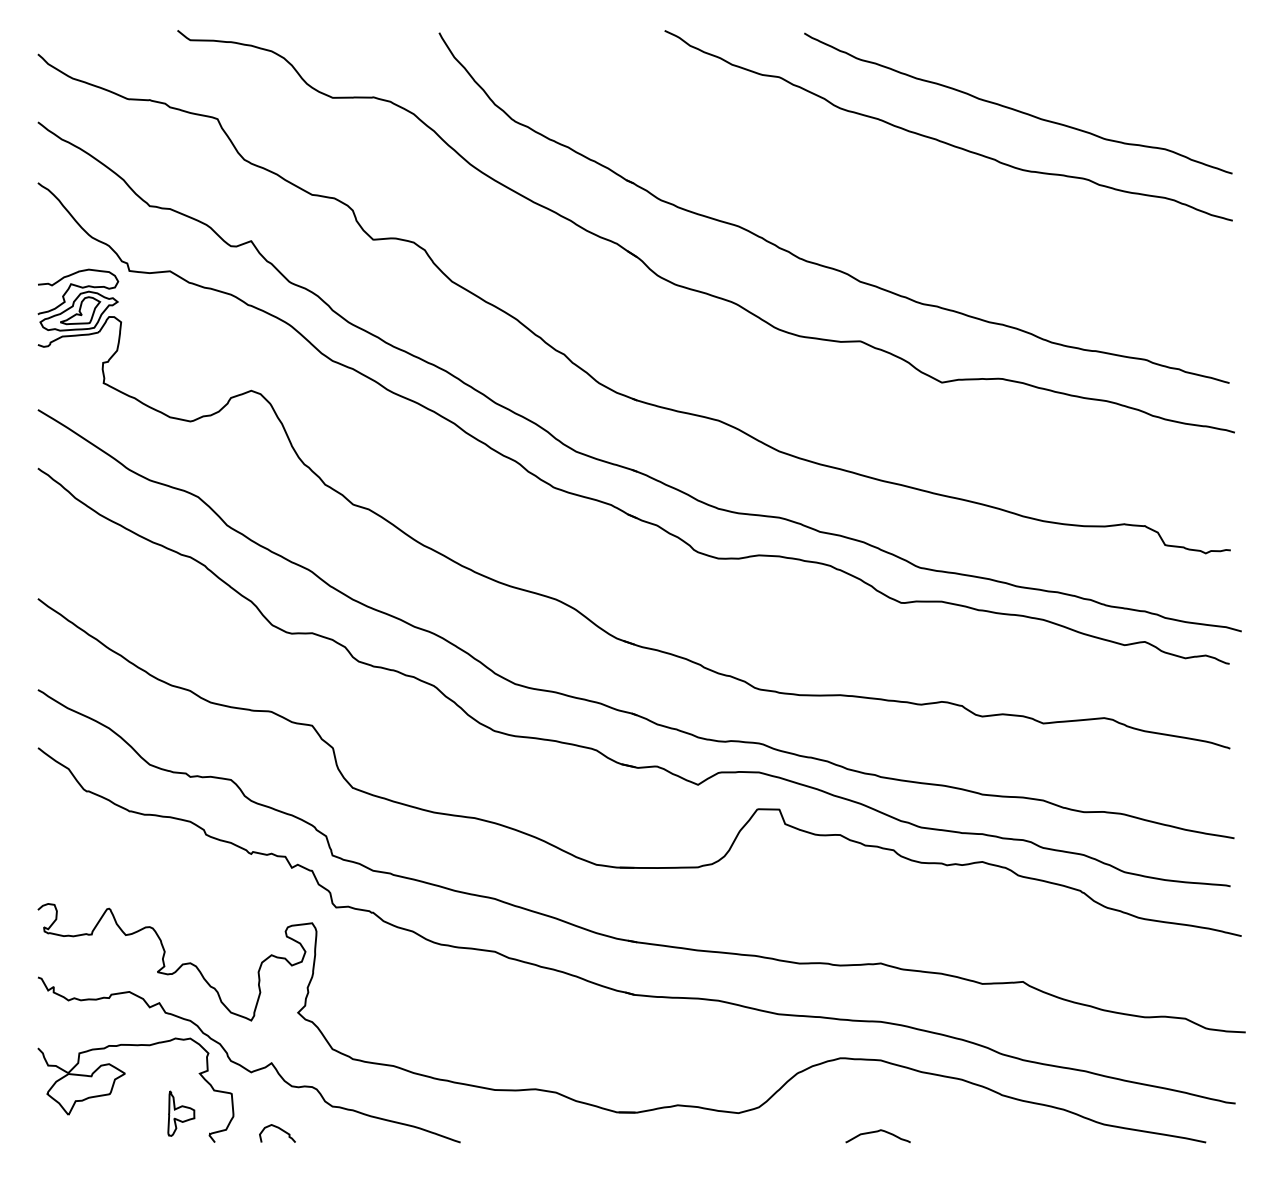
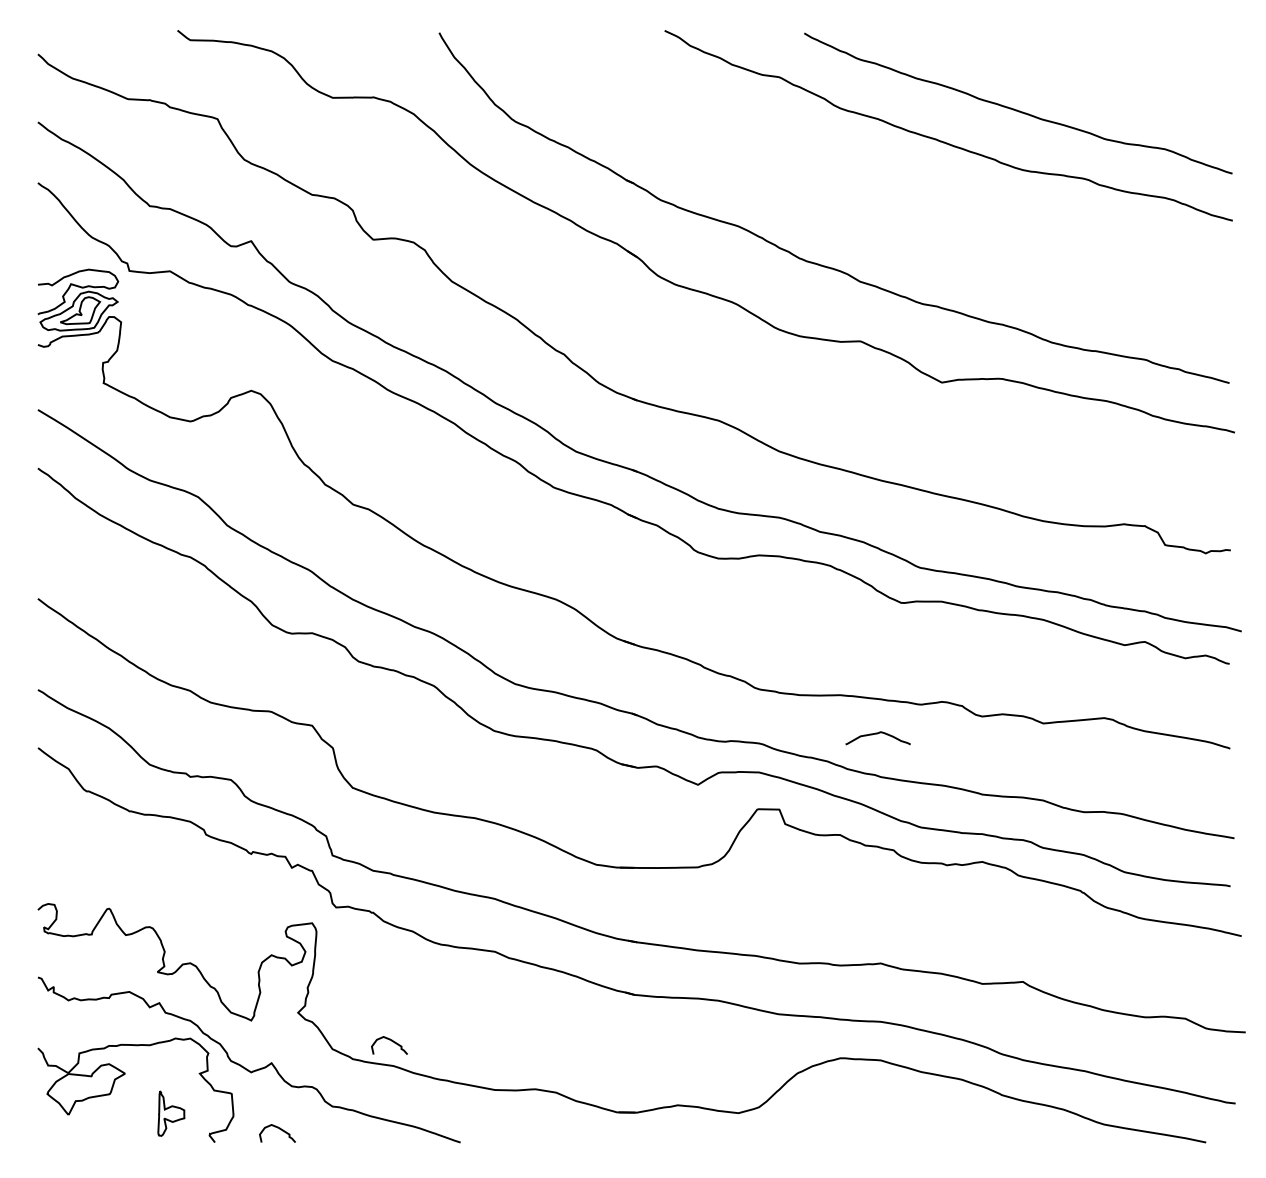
curve: none -> present (392, 1042)
part position: (181, 1113) -> (171, 1113) (171, 1113)
curve position: (877, 1132) -> (877, 734) (877, 734)
